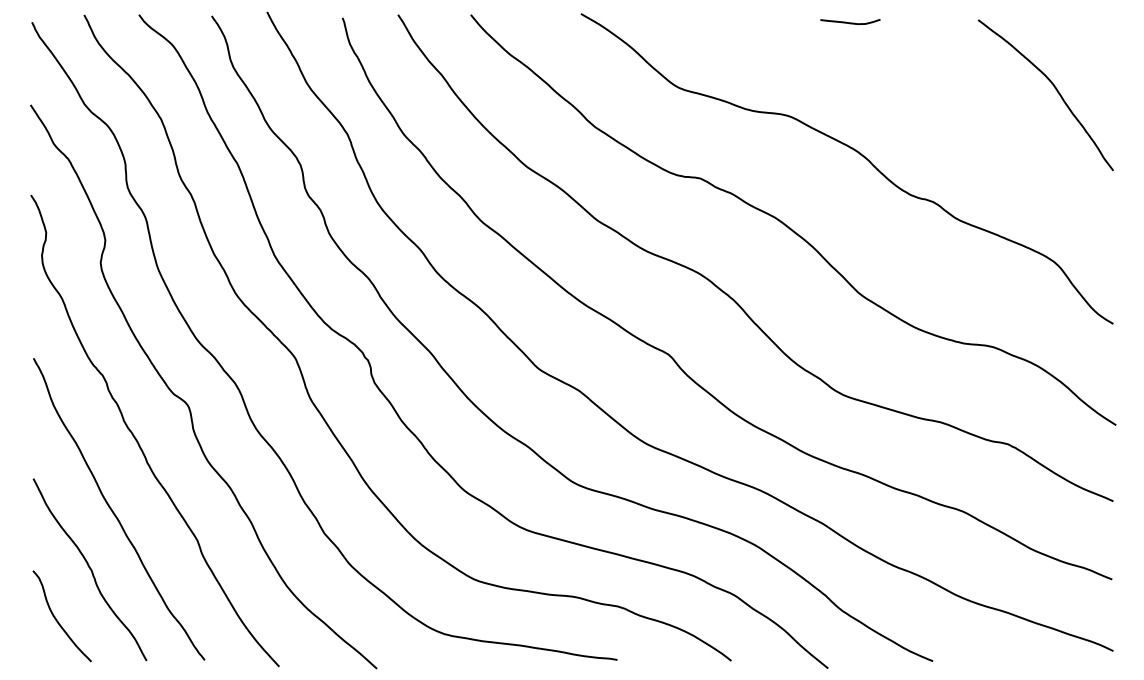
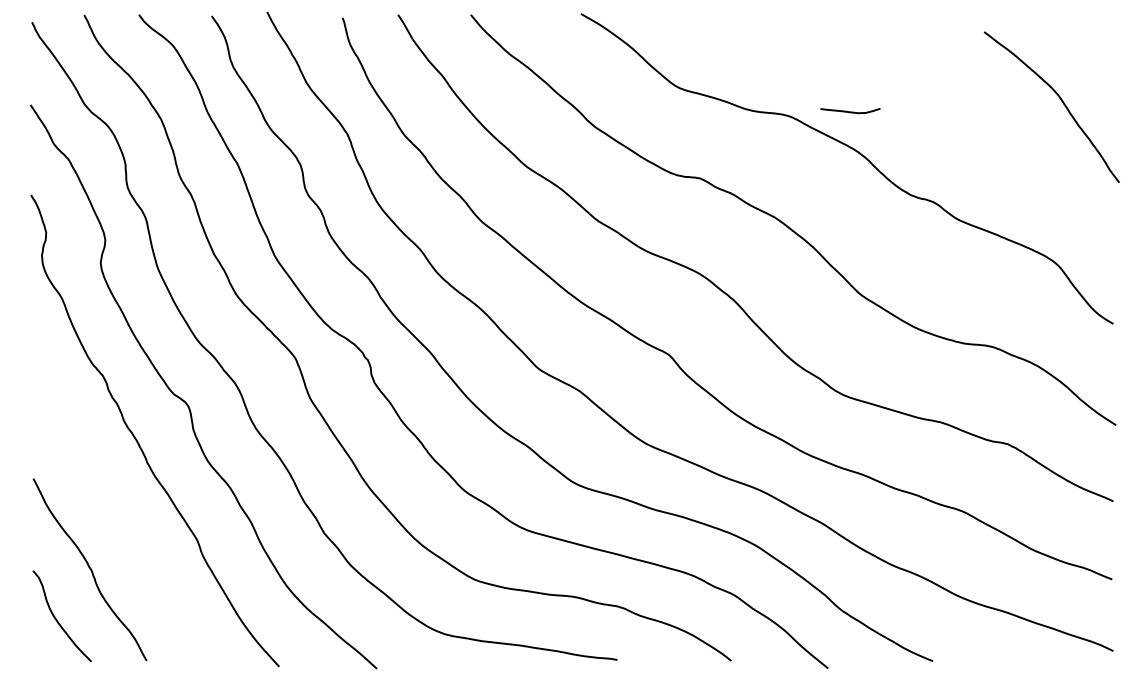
curve position: (850, 22) -> (850, 111) (850, 111)
curve position: (1054, 88) -> (1060, 100) (1060, 100)
curve: present -> none (114, 512)
